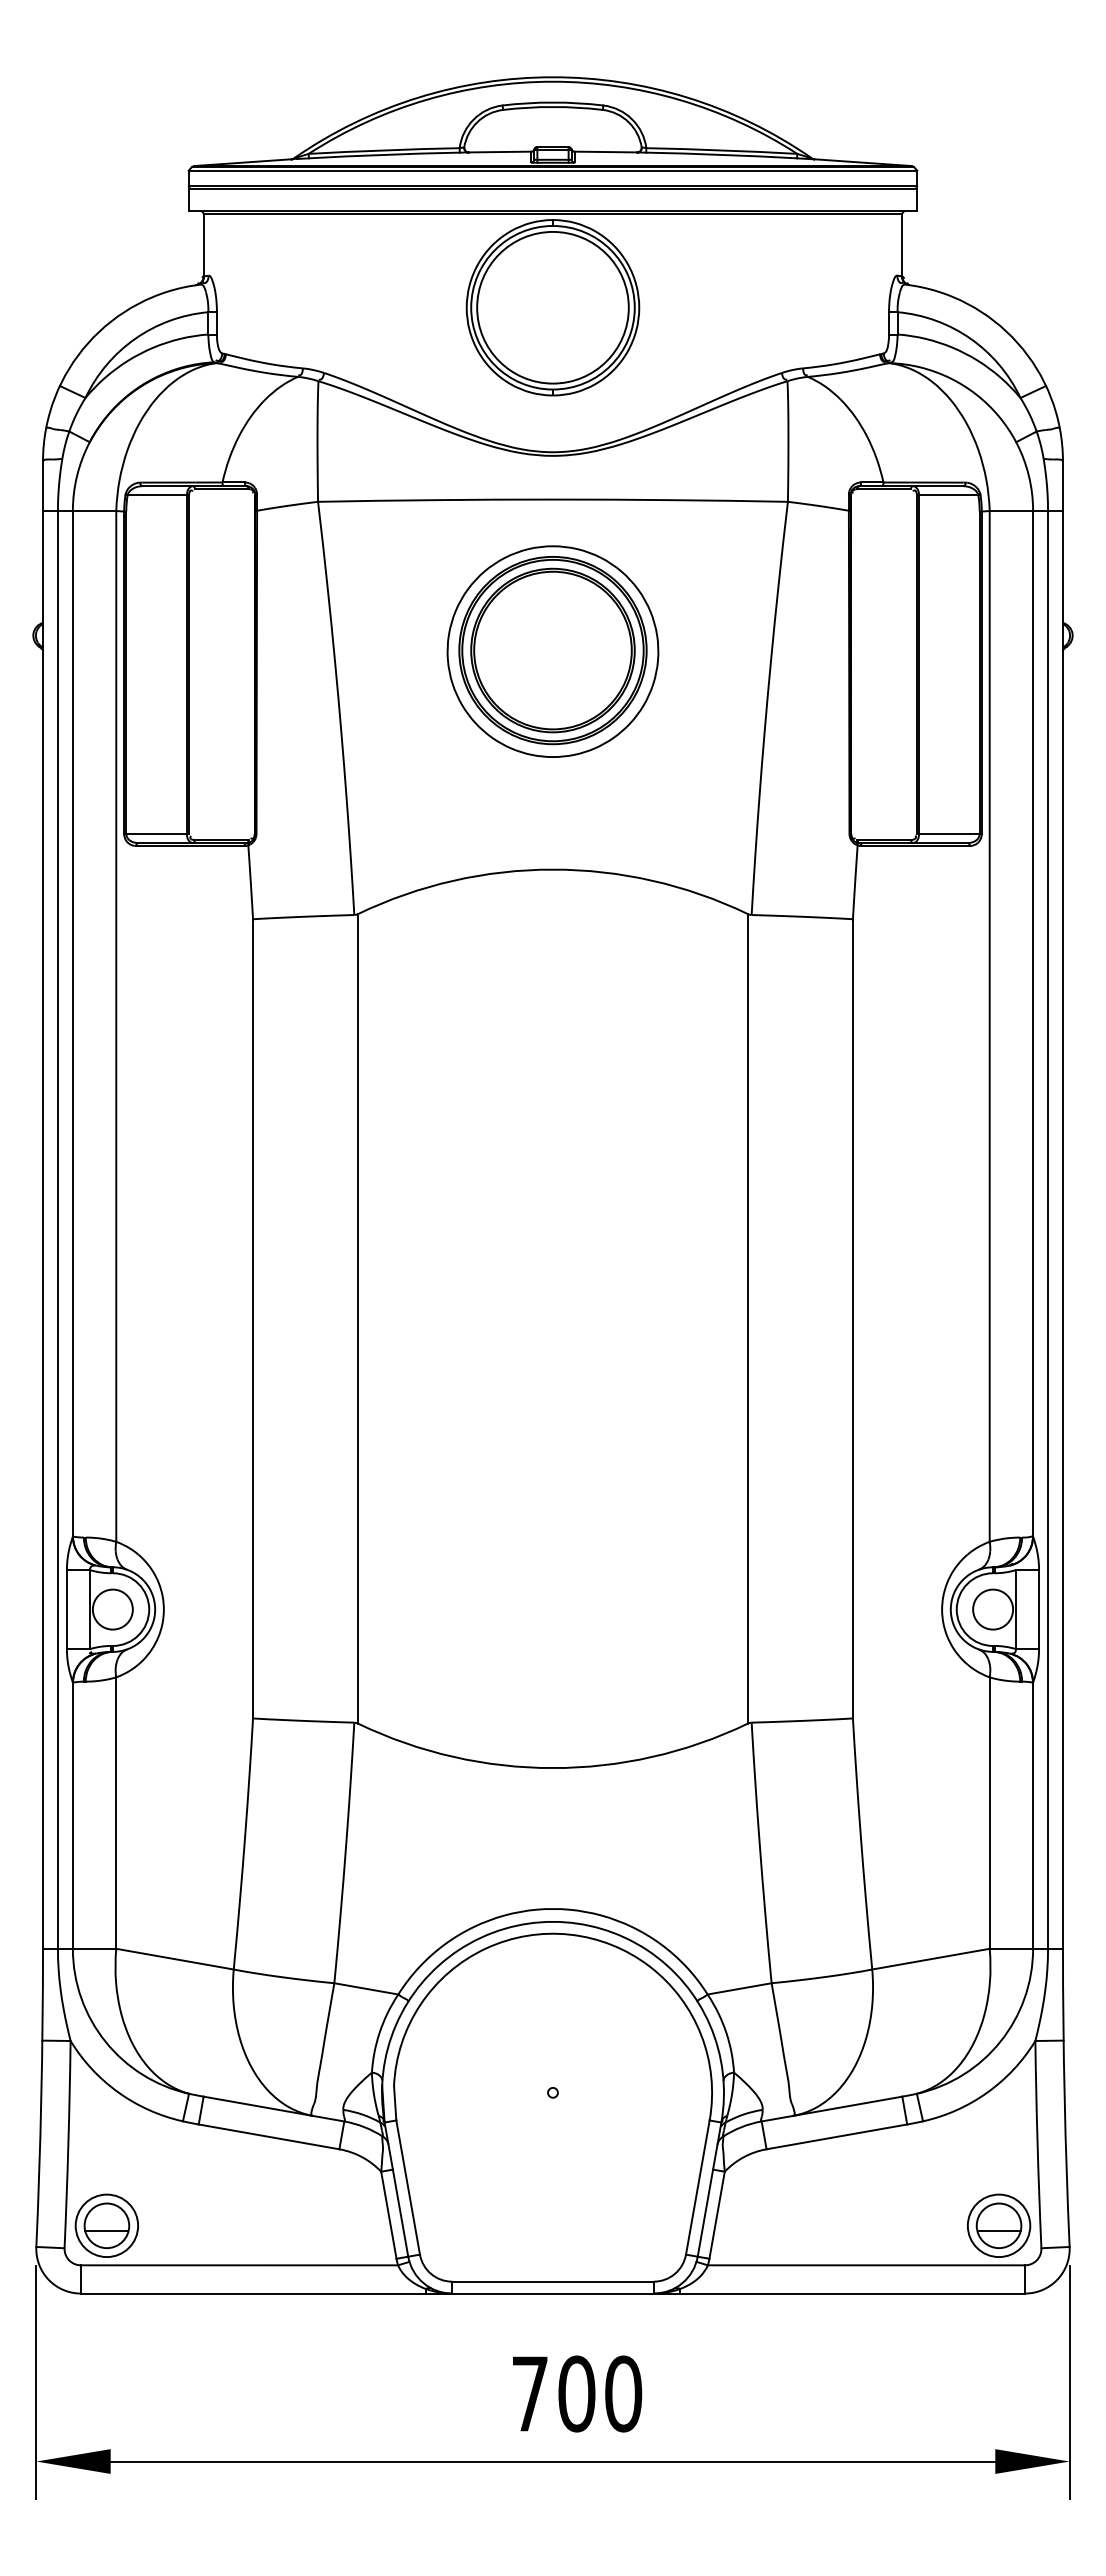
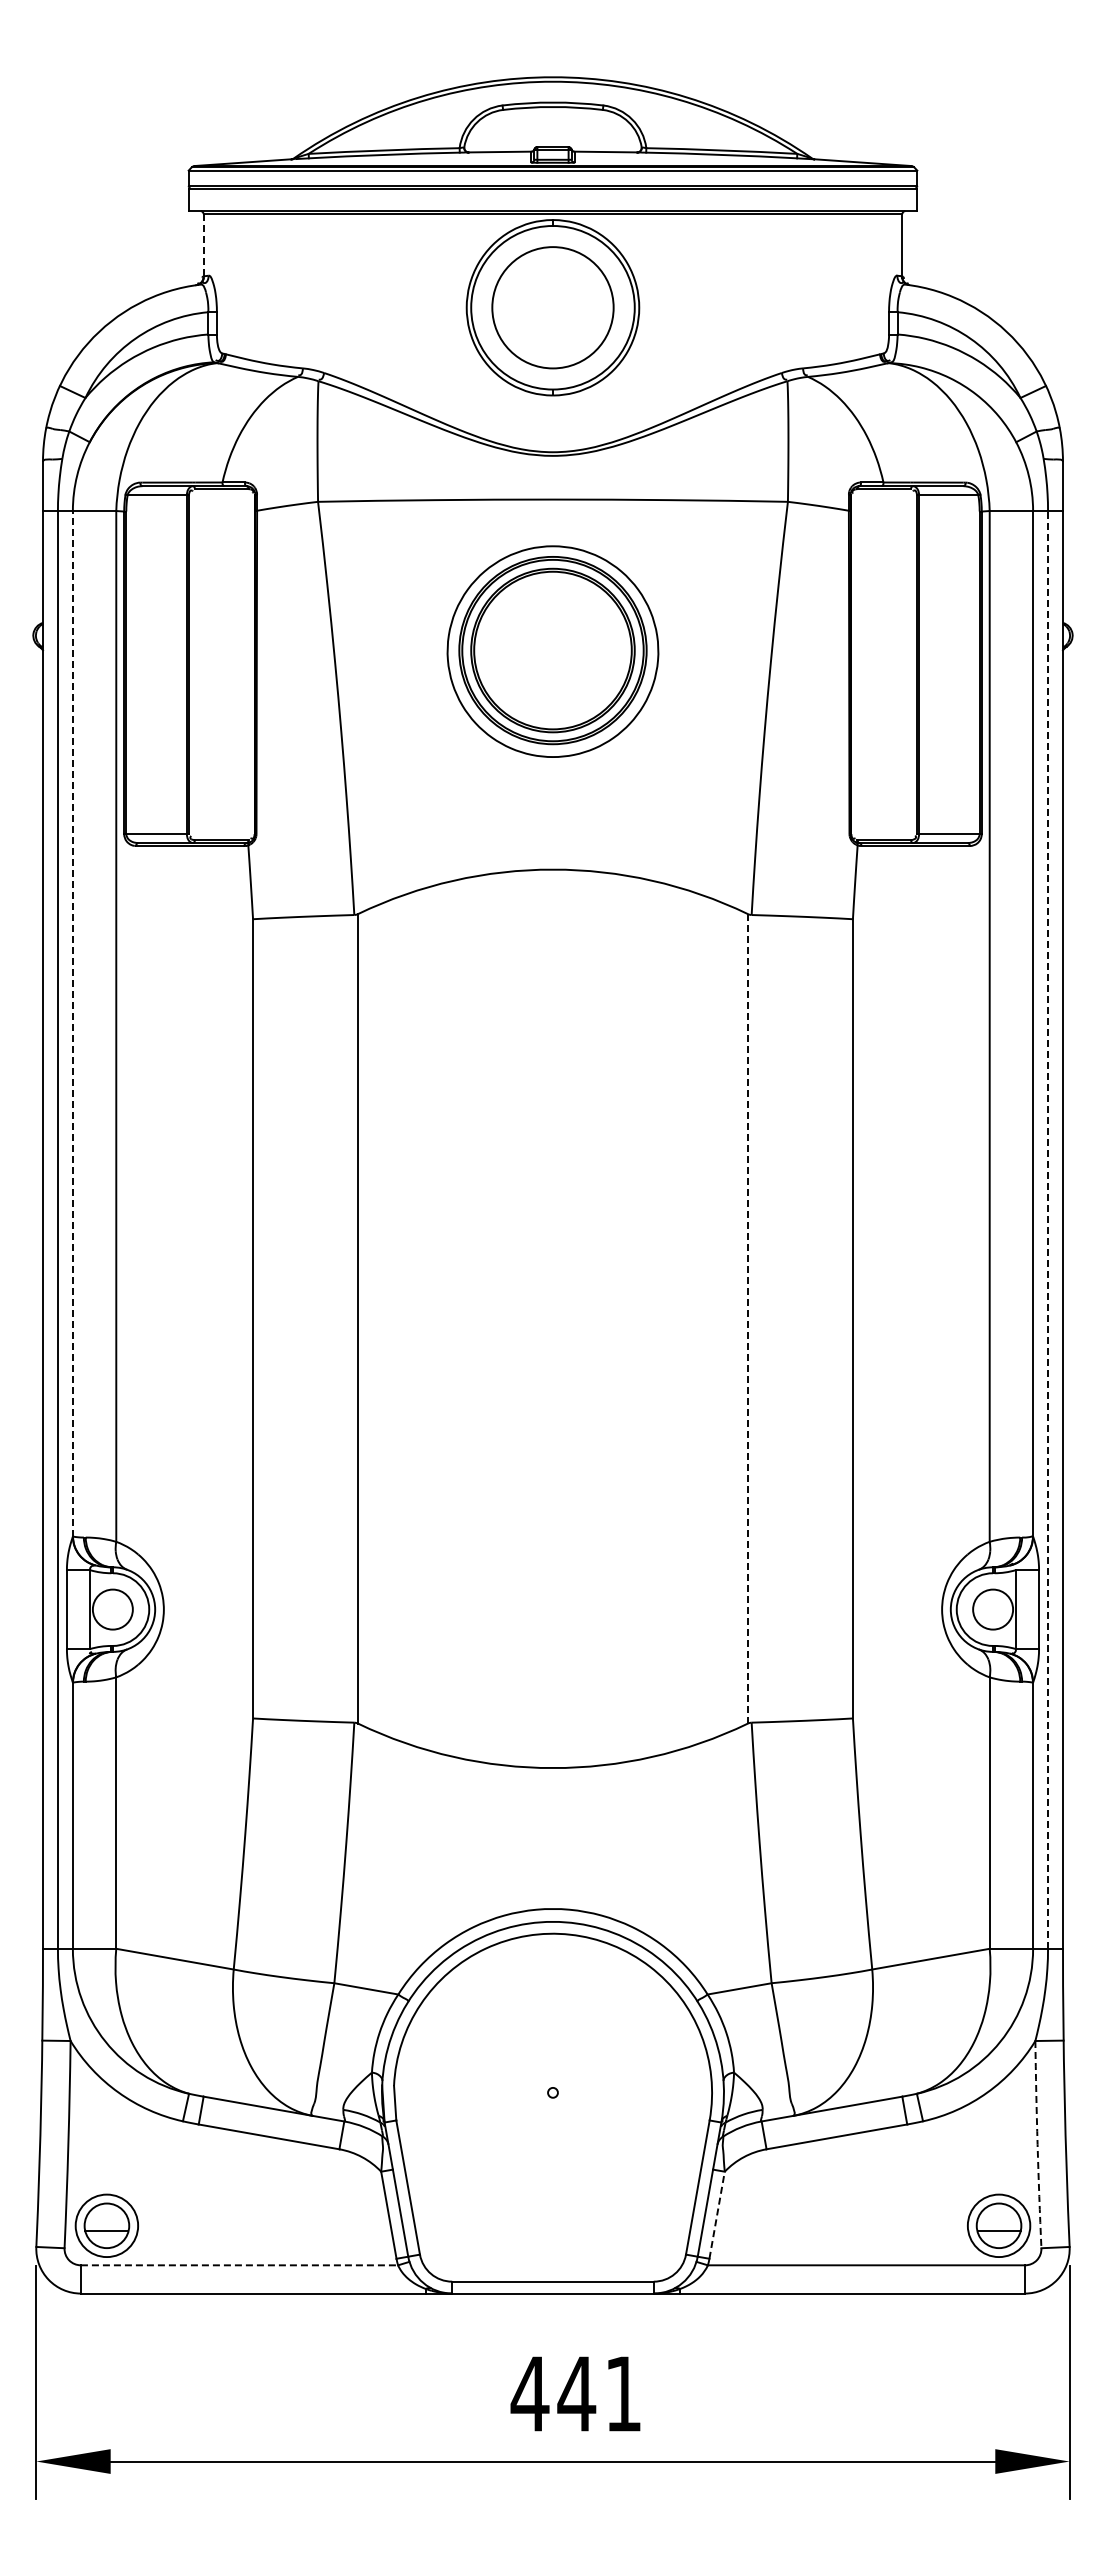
line: solid -> dashed (203, 246)
circle diameter: 152 px -> 121 px (552, 307)
line: solid -> dashed (72, 1023)
line: solid -> dashed (1048, 1229)
line: solid -> dashed (747, 1318)
arc: solid -> dashed (1037, 2144)
line: solid -> dashed (717, 2214)
line: solid -> dashed (239, 2265)
text: 700 -> 441 (576, 2393)
